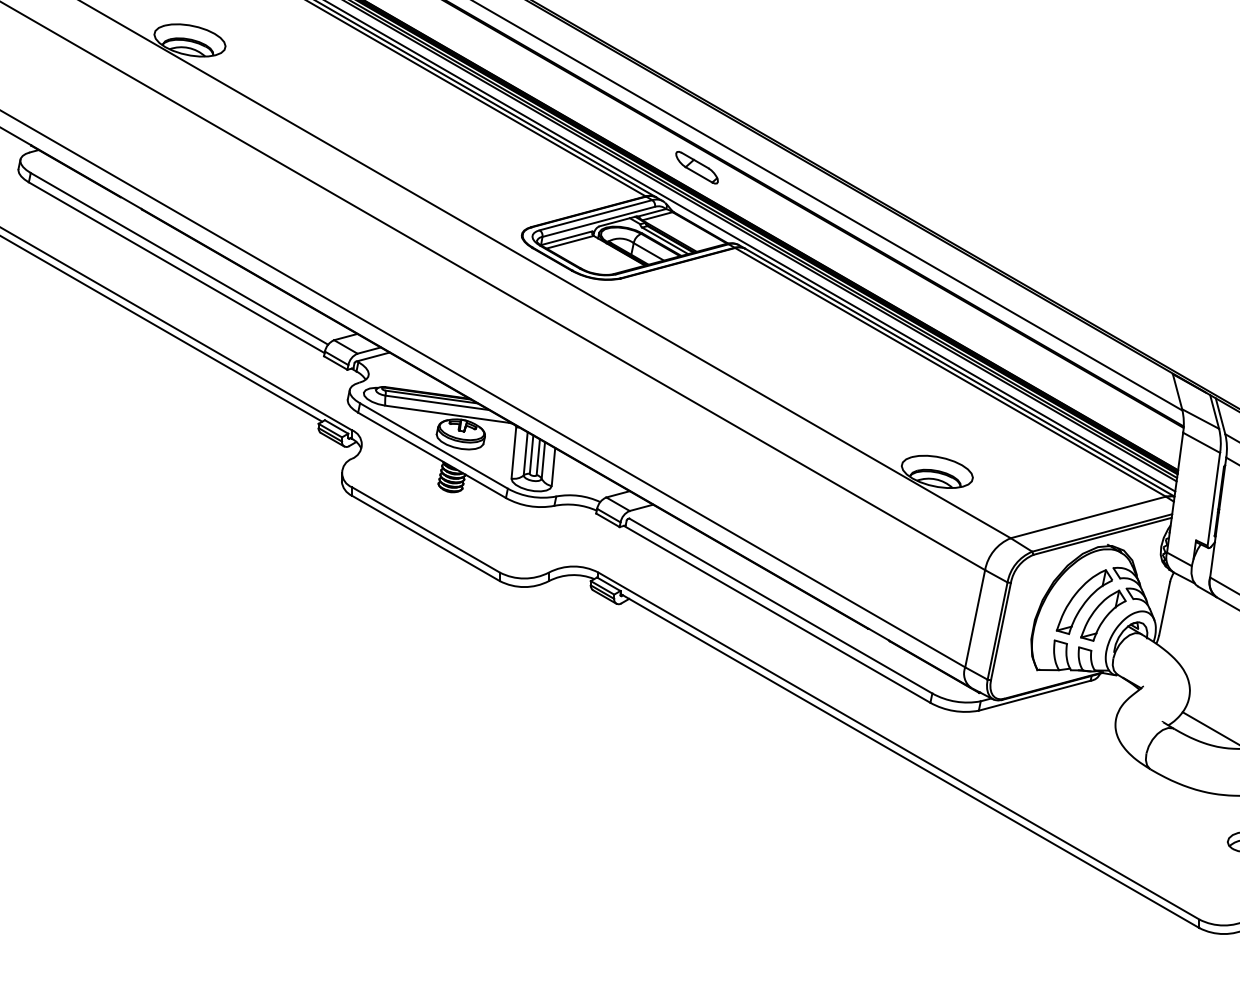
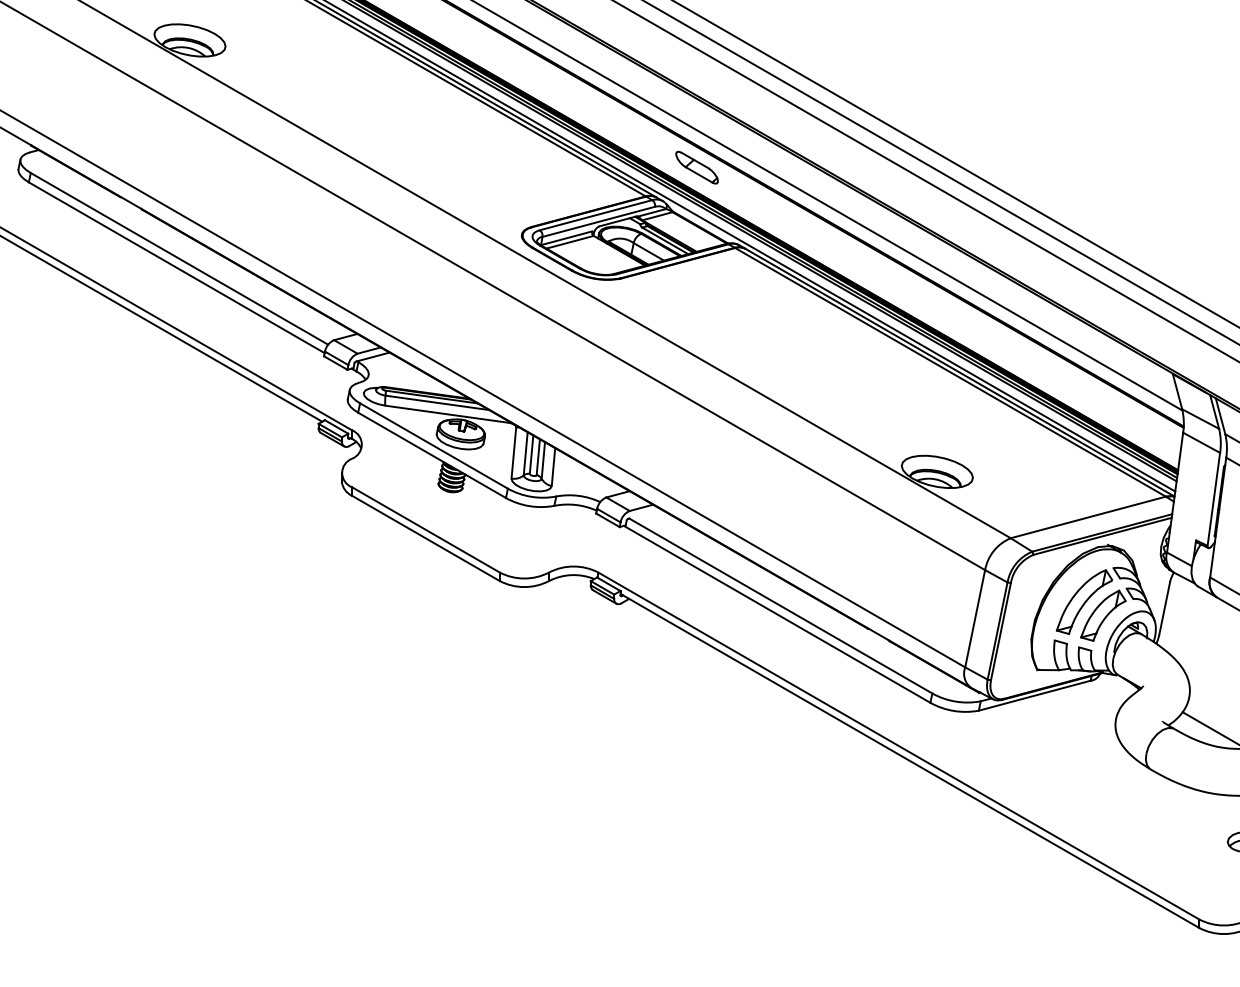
line: none -> present (955, 163)
line: none -> present (940, 172)
line: none -> present (925, 181)
